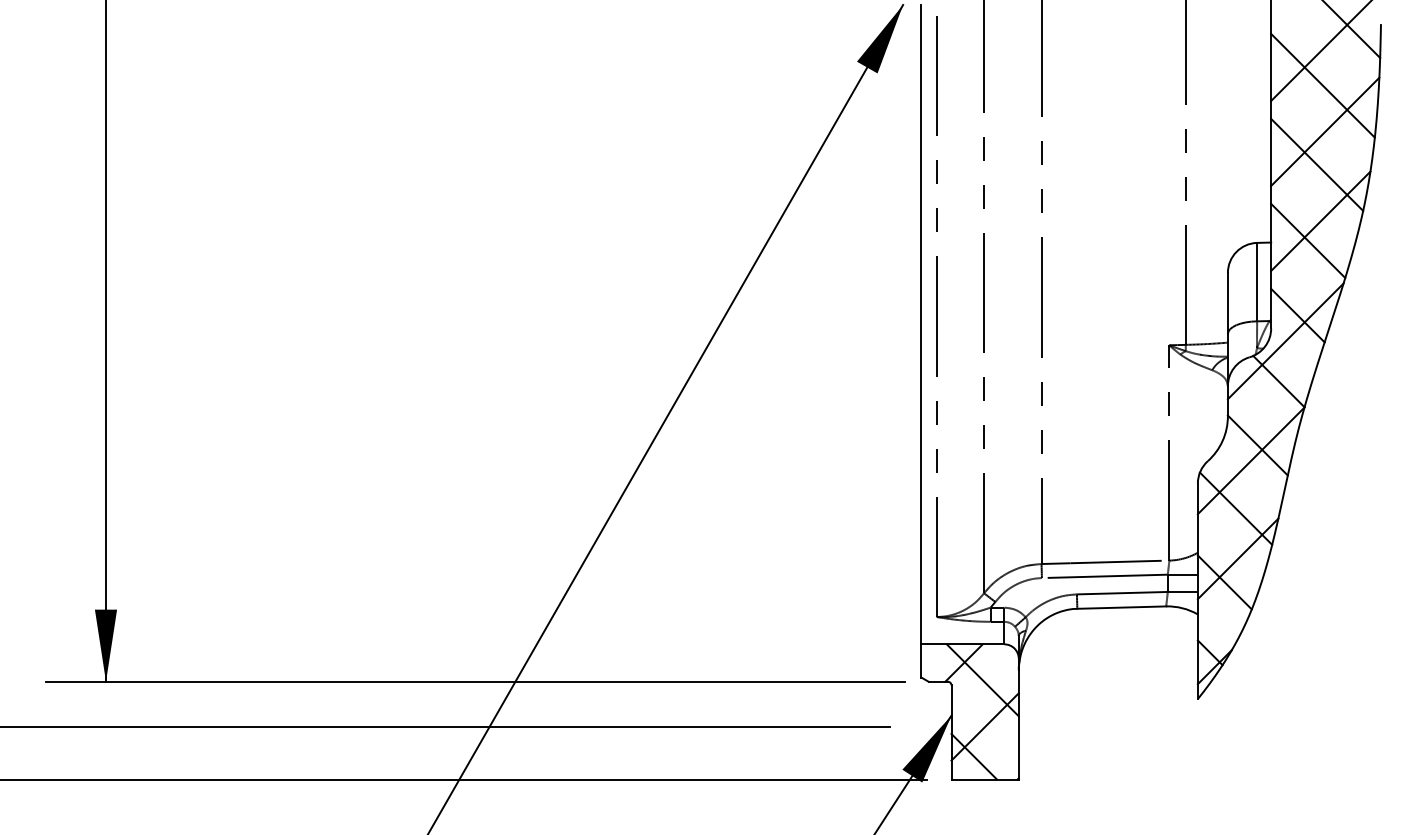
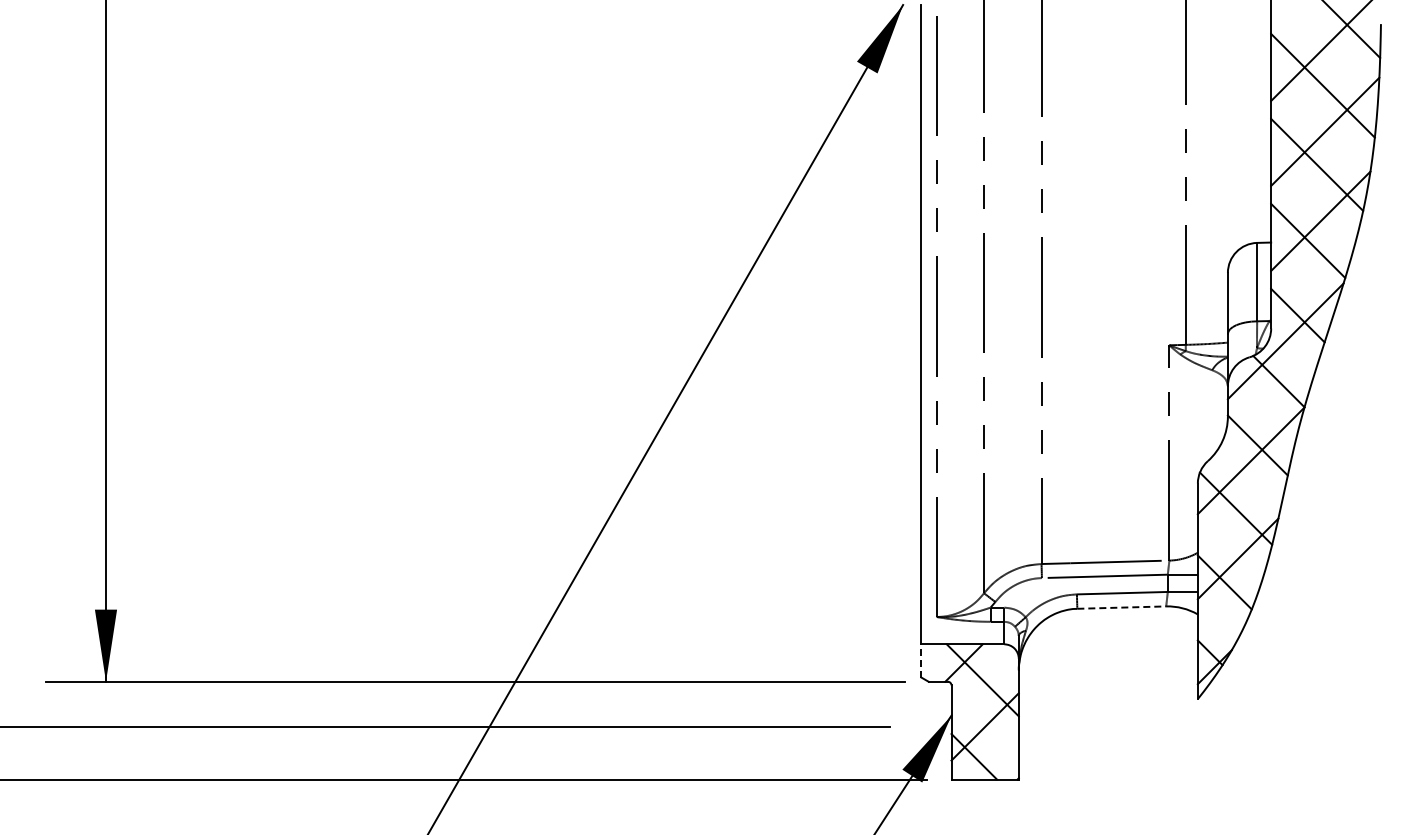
line: solid -> dashed (1122, 607)
line: solid -> dashed (921, 660)
